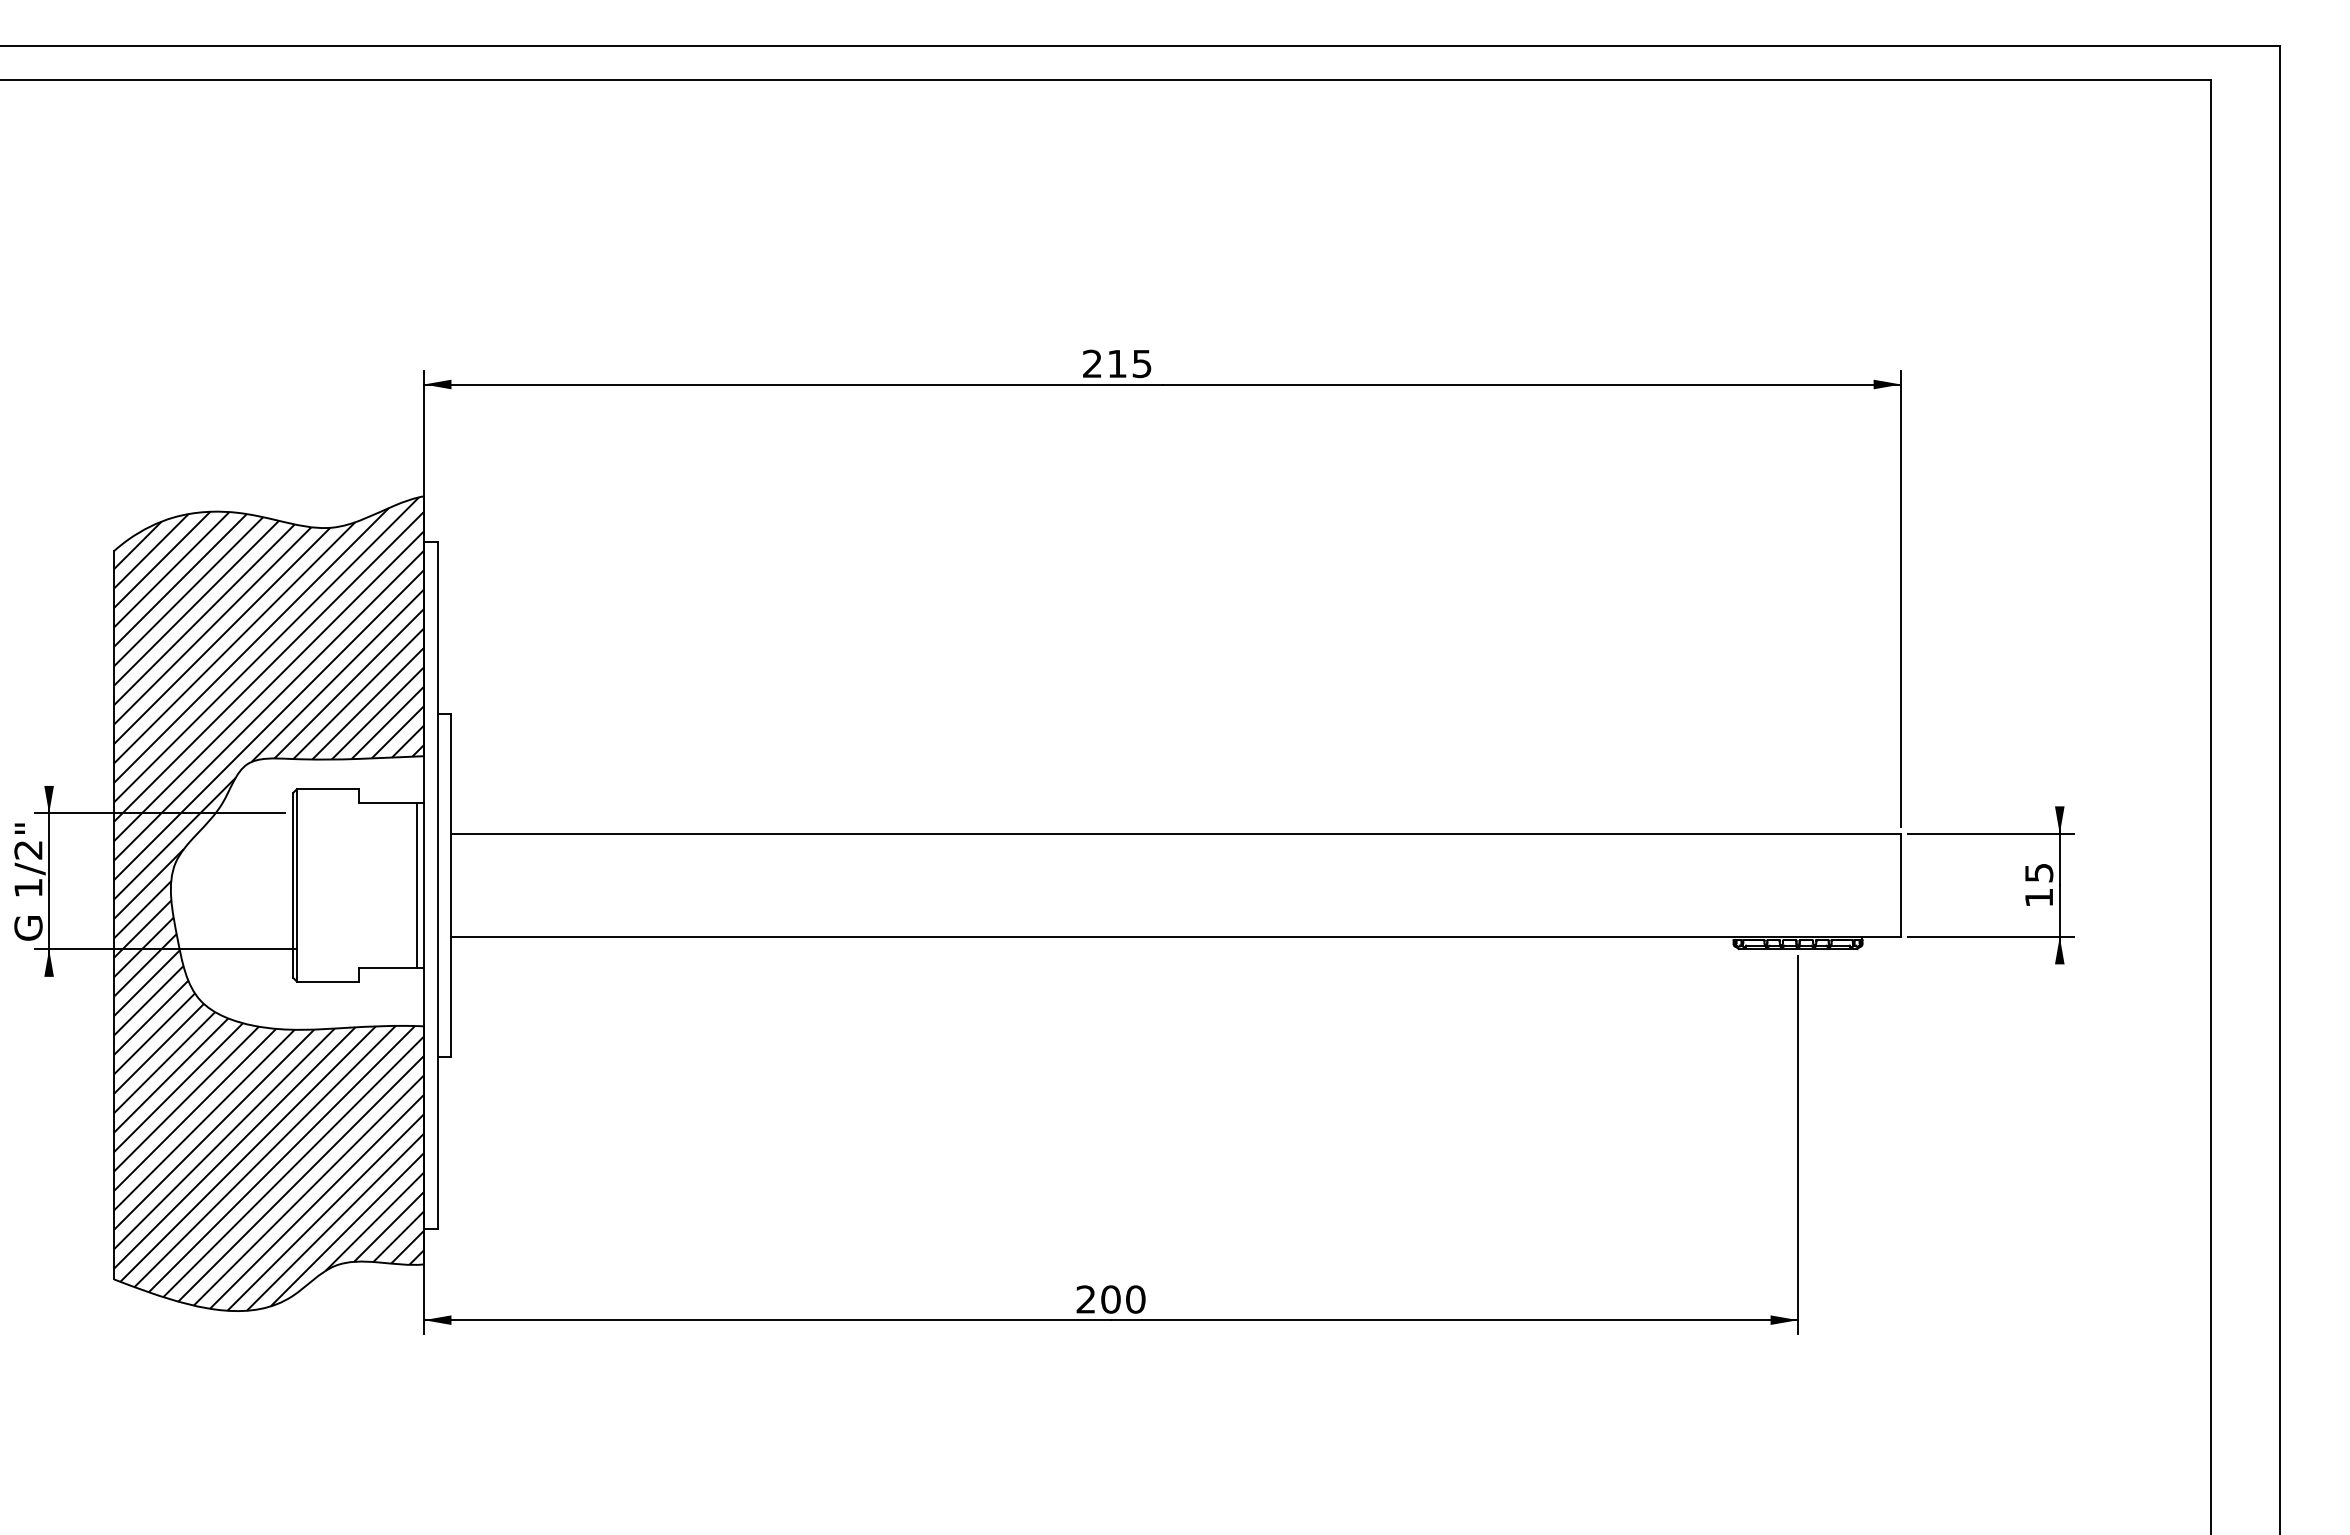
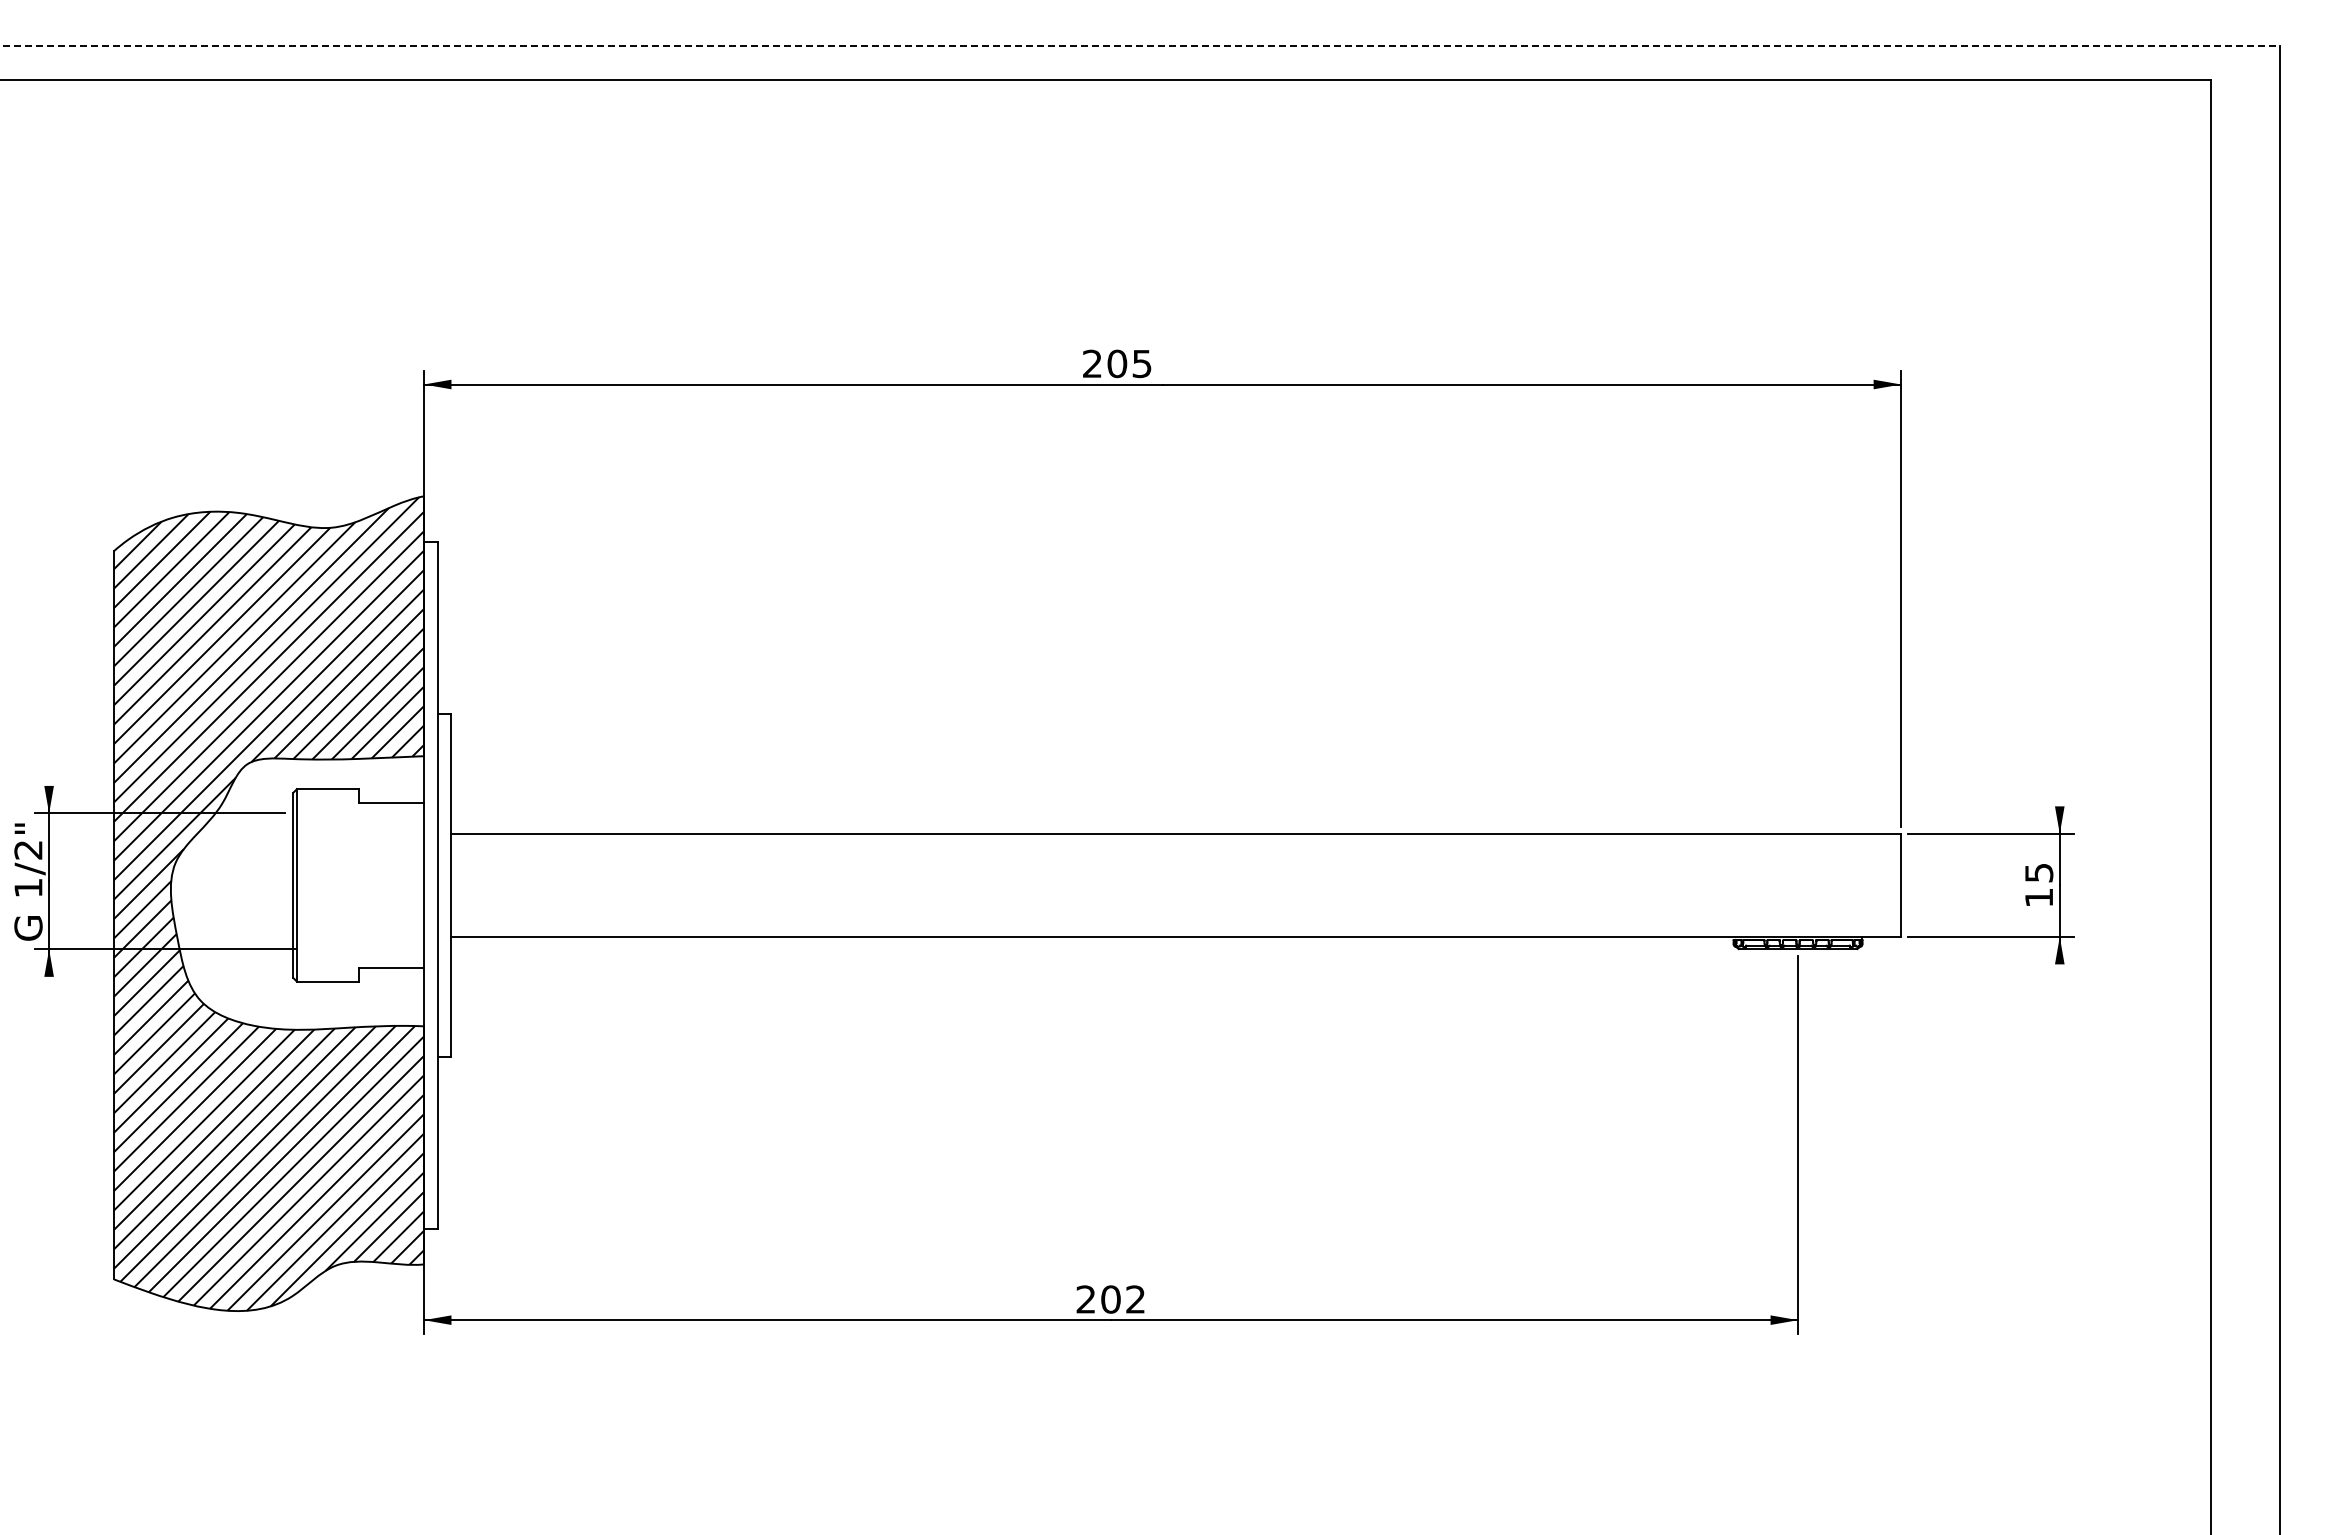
line: solid -> dashed (1140, 46)
text: 215 -> 205 (1117, 363)
line: present -> none (417, 884)
text: 200 -> 202 (1135, 1299)
